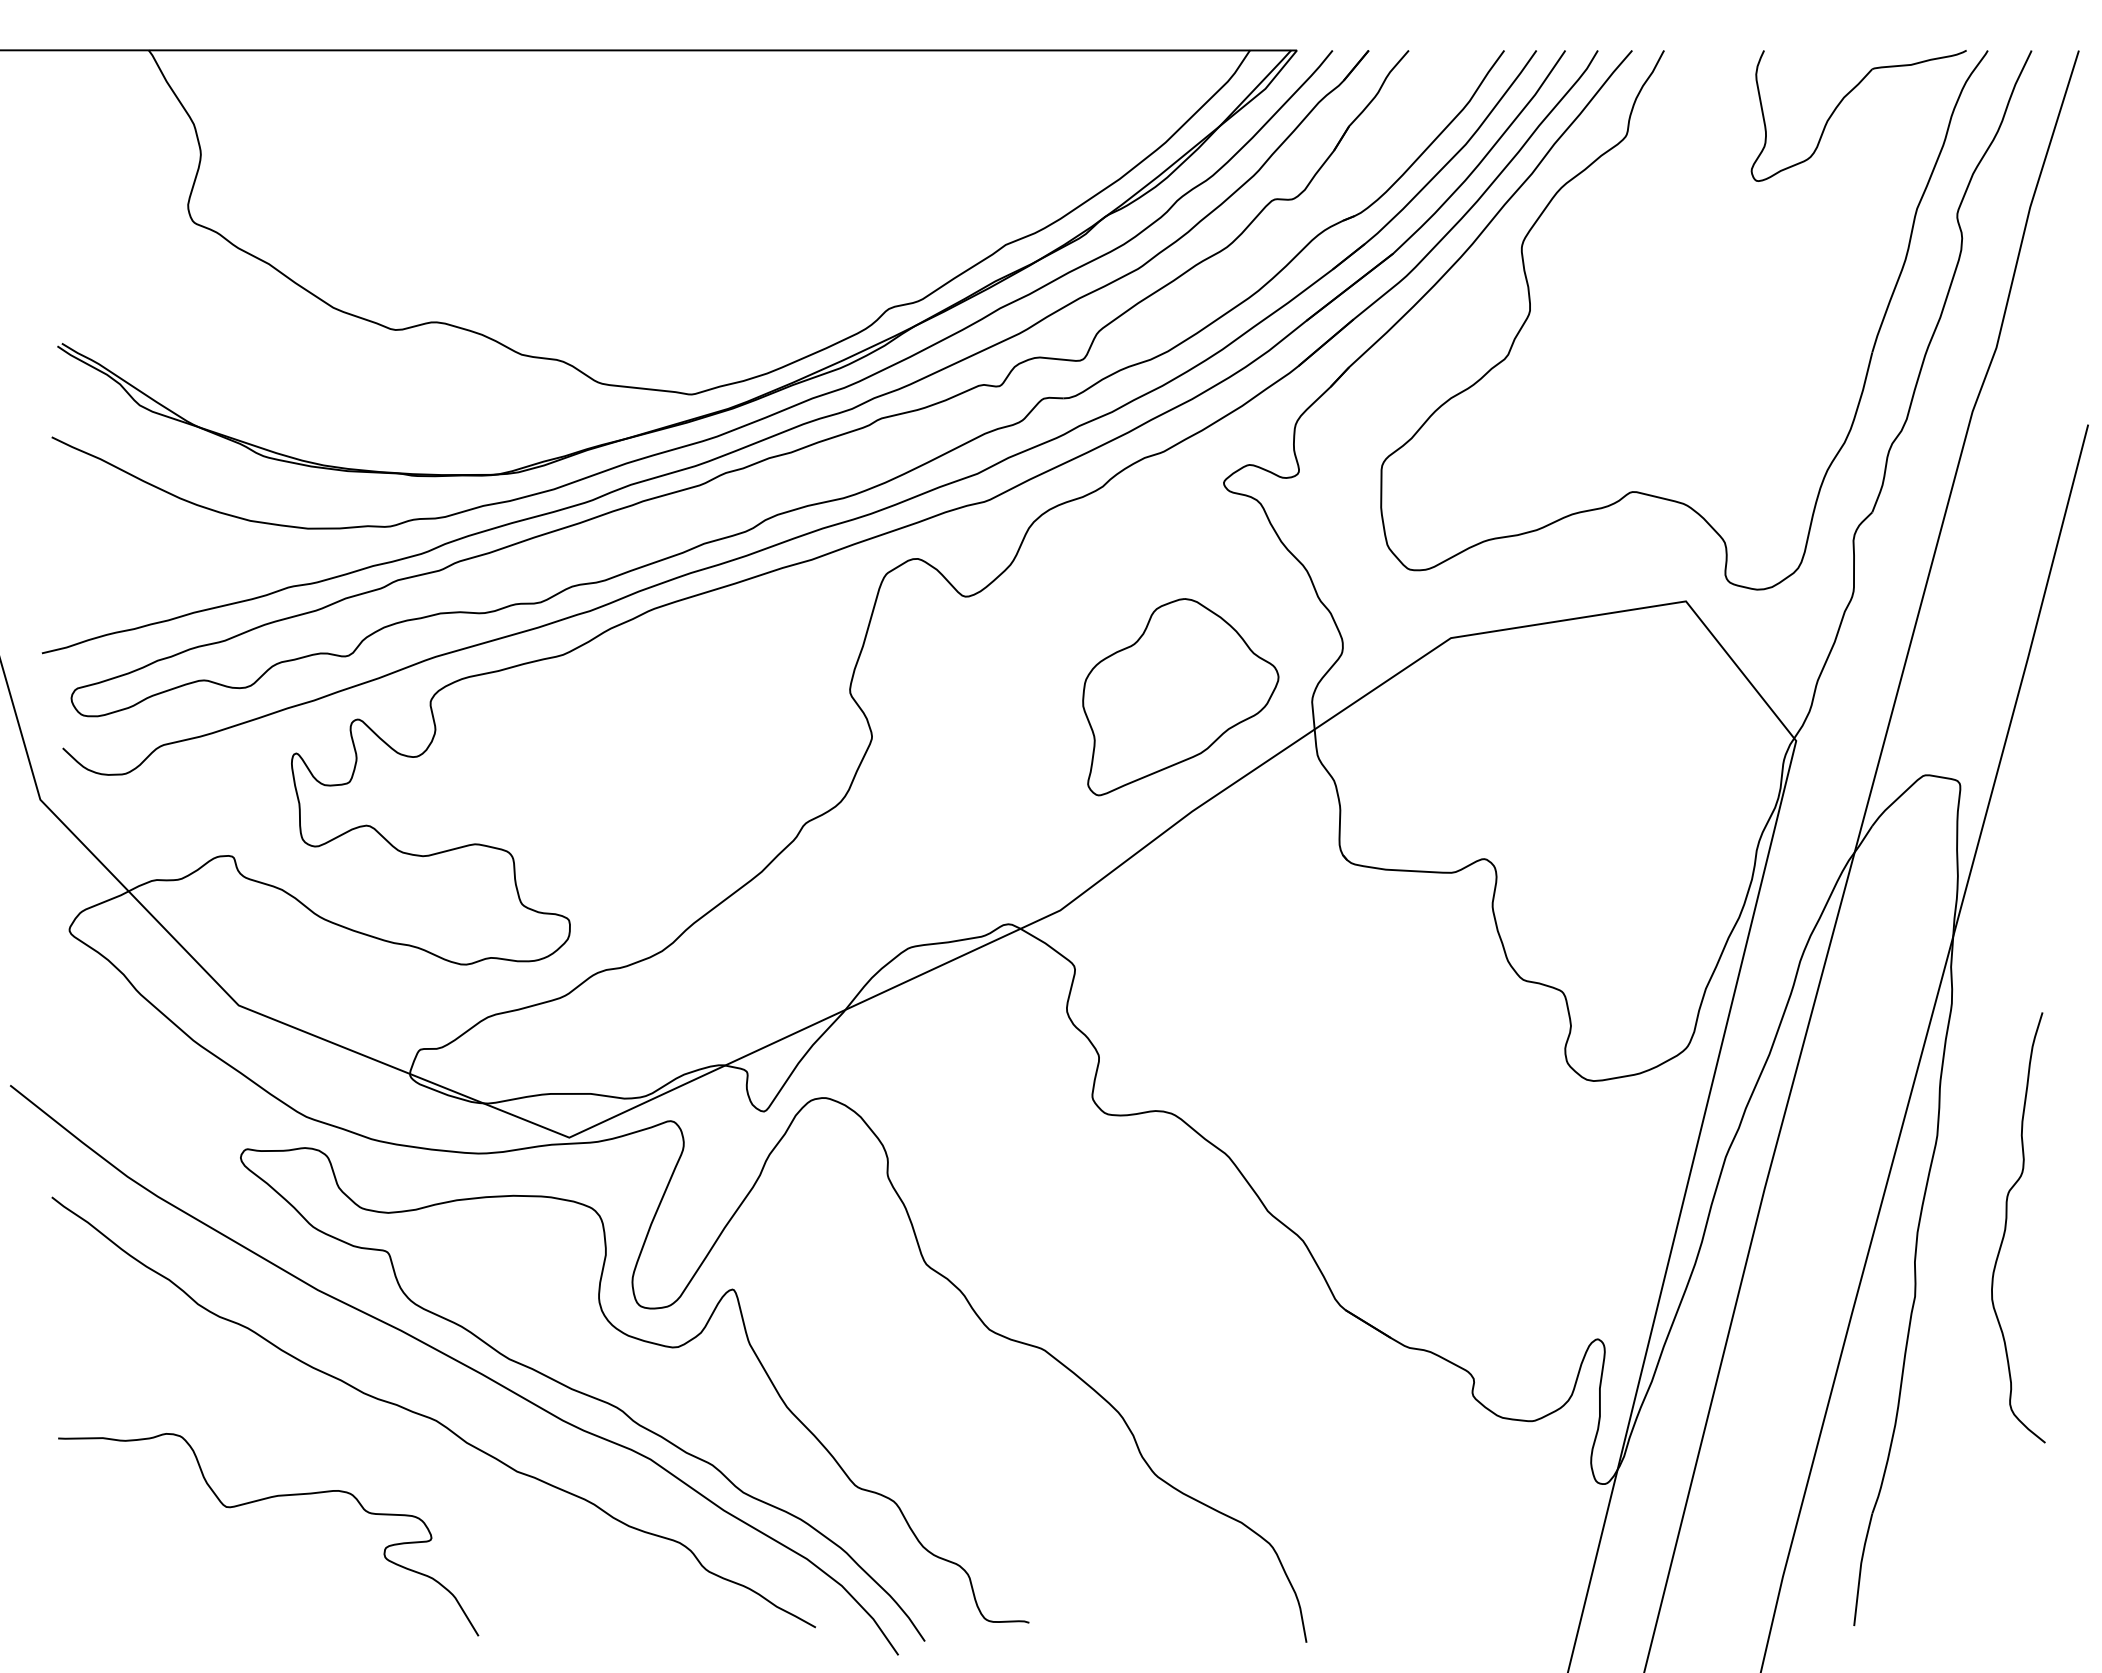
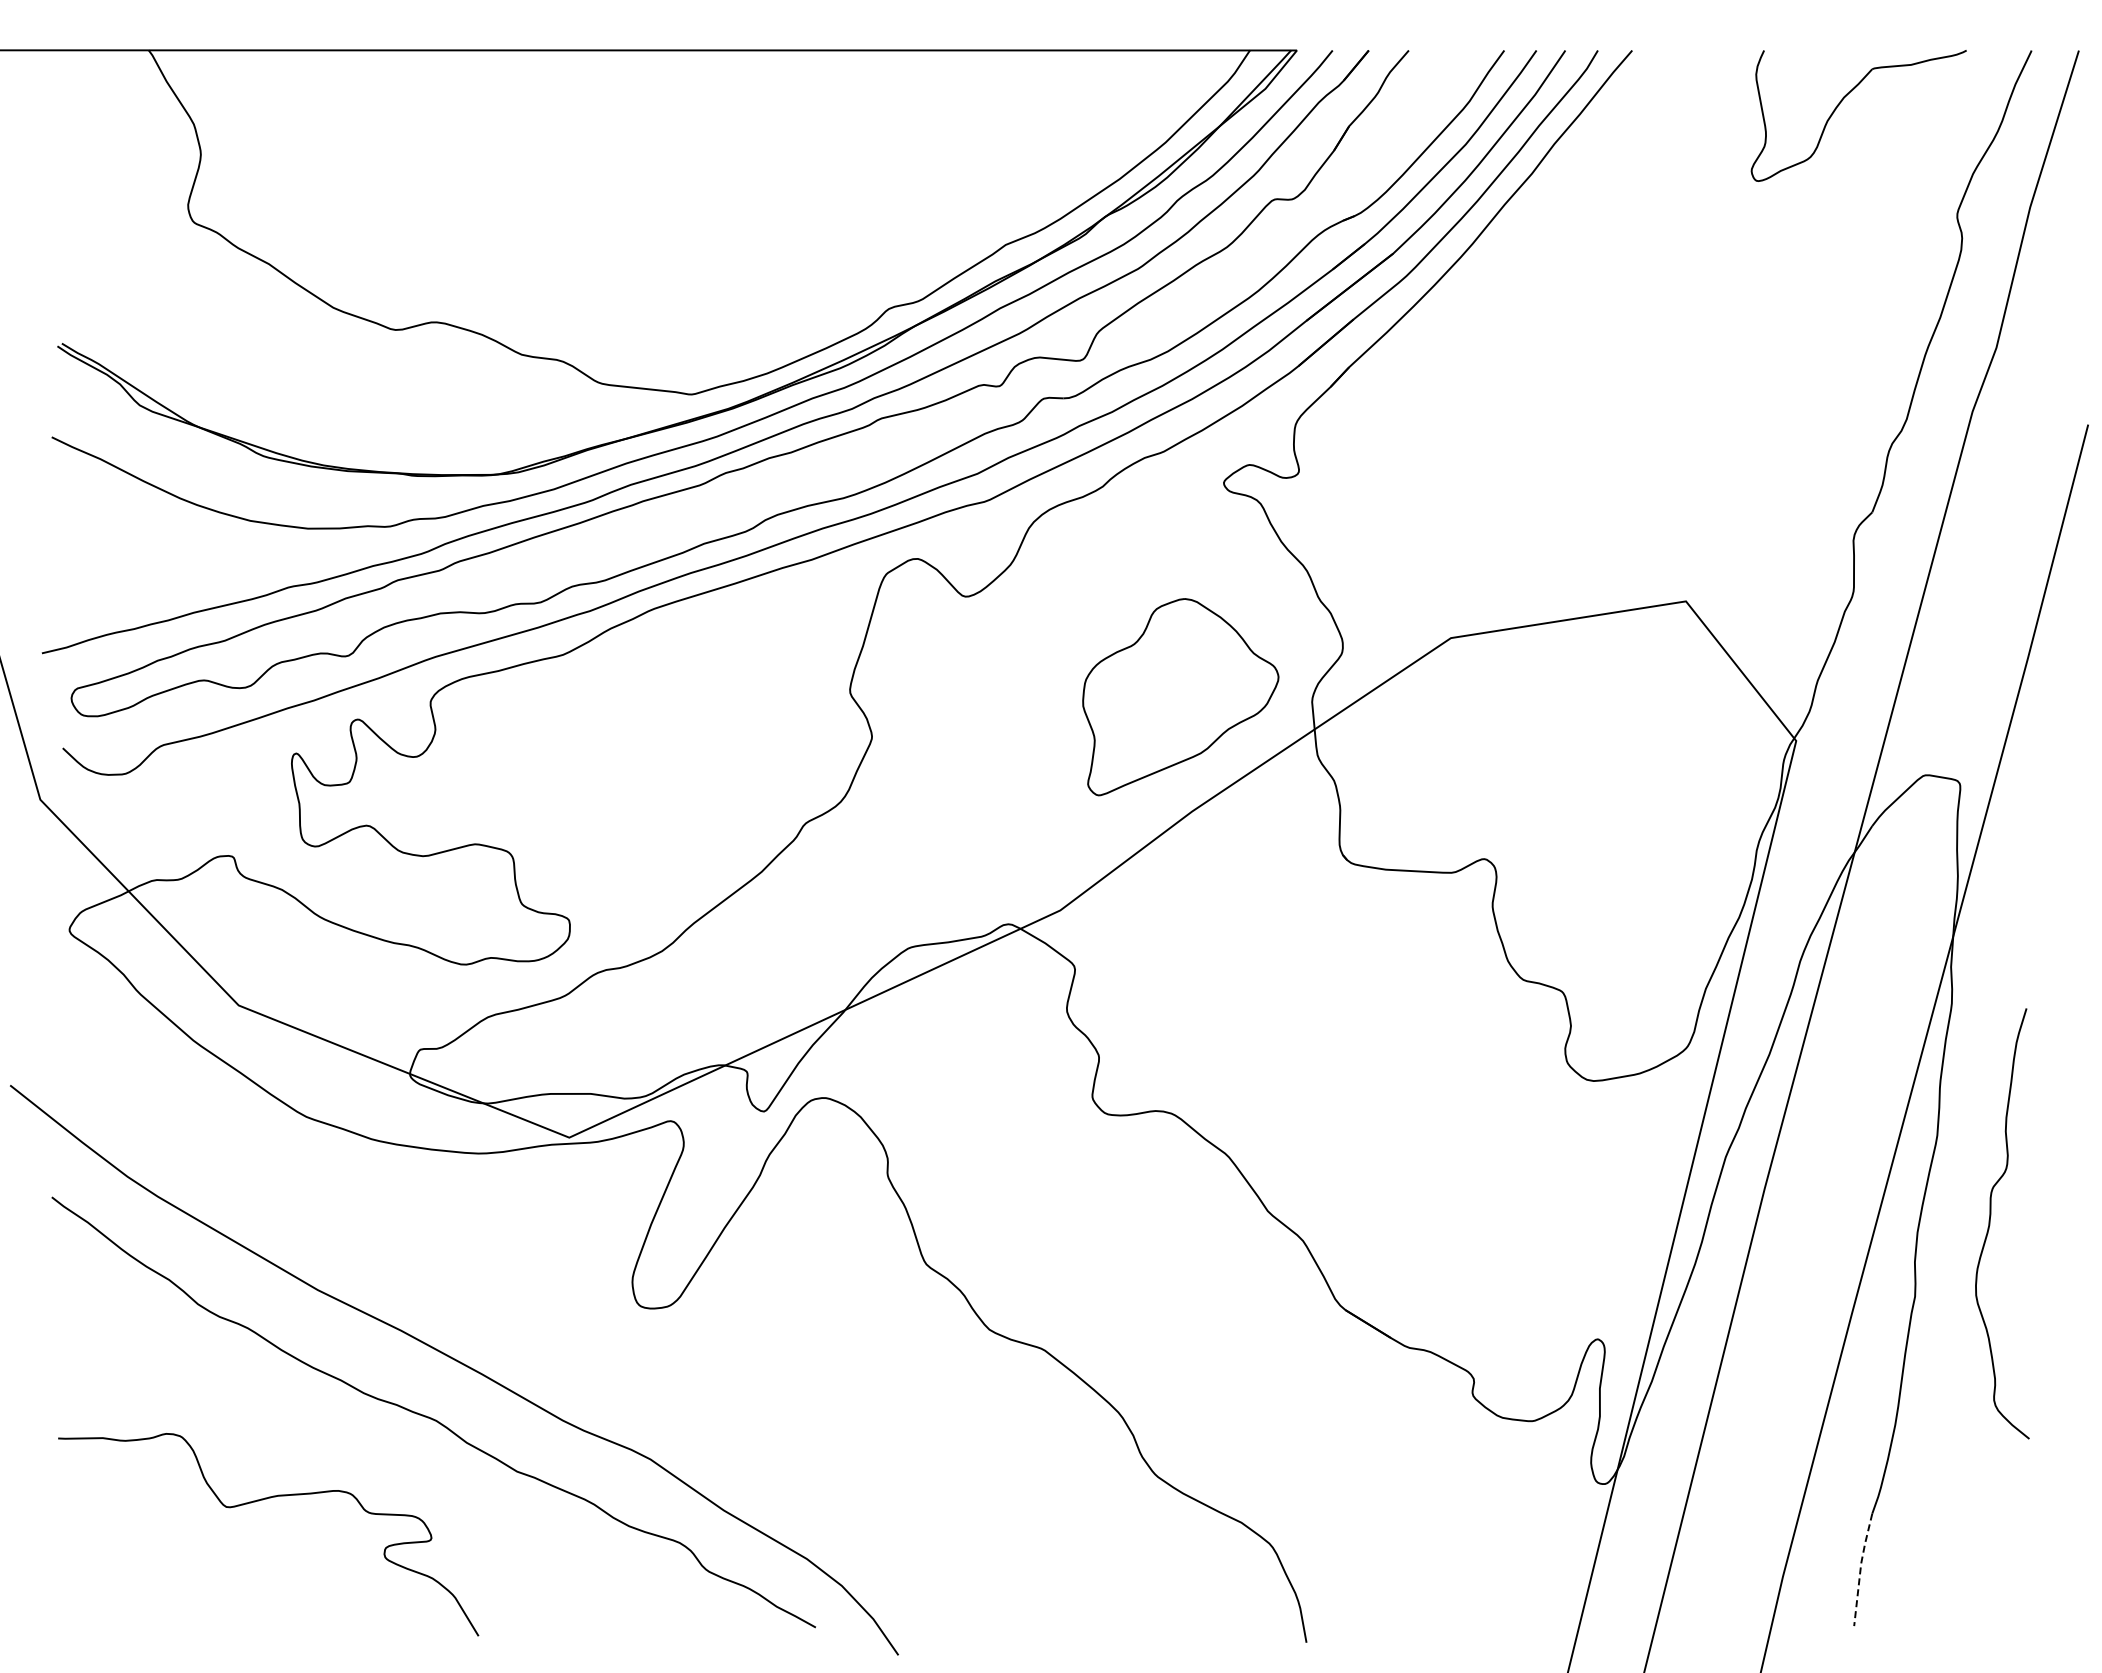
part: present -> none (1530, 313)
curve position: (2006, 1227) -> (1990, 1223) (1990, 1223)
curve: present -> none (623, 1410)
line: solid -> dashed (1860, 1568)
